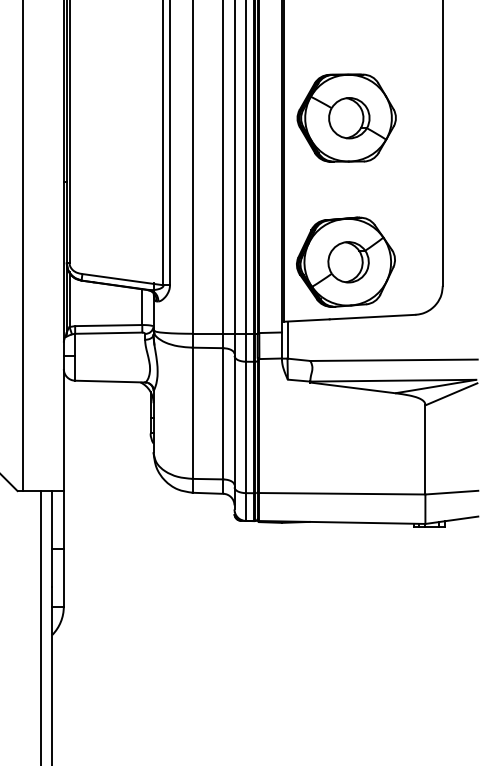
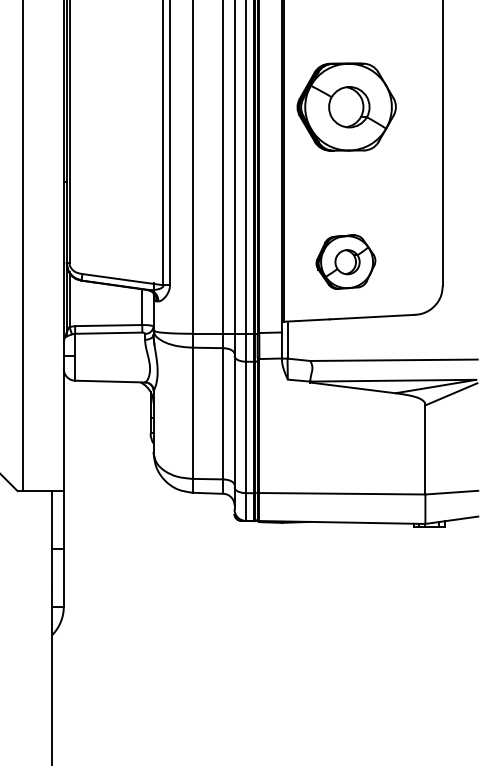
part position: (346, 117) -> (346, 106) (346, 106)
part size: 100x92 px -> 62x56 px (345, 261)
line: present -> none (40, 626)
